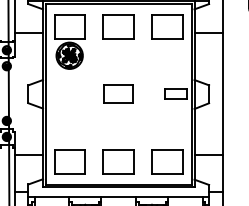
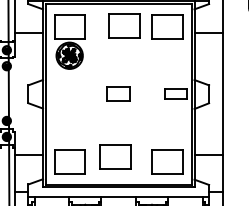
part position: (118, 26) -> (124, 25) (124, 25)
part size: 31x20 px -> 25x16 px (118, 93)
part position: (118, 161) -> (115, 156) (115, 156)
